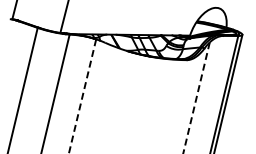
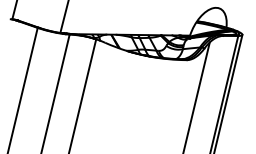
line: dashed -> solid (82, 96)
line: dashed -> solid (196, 98)
